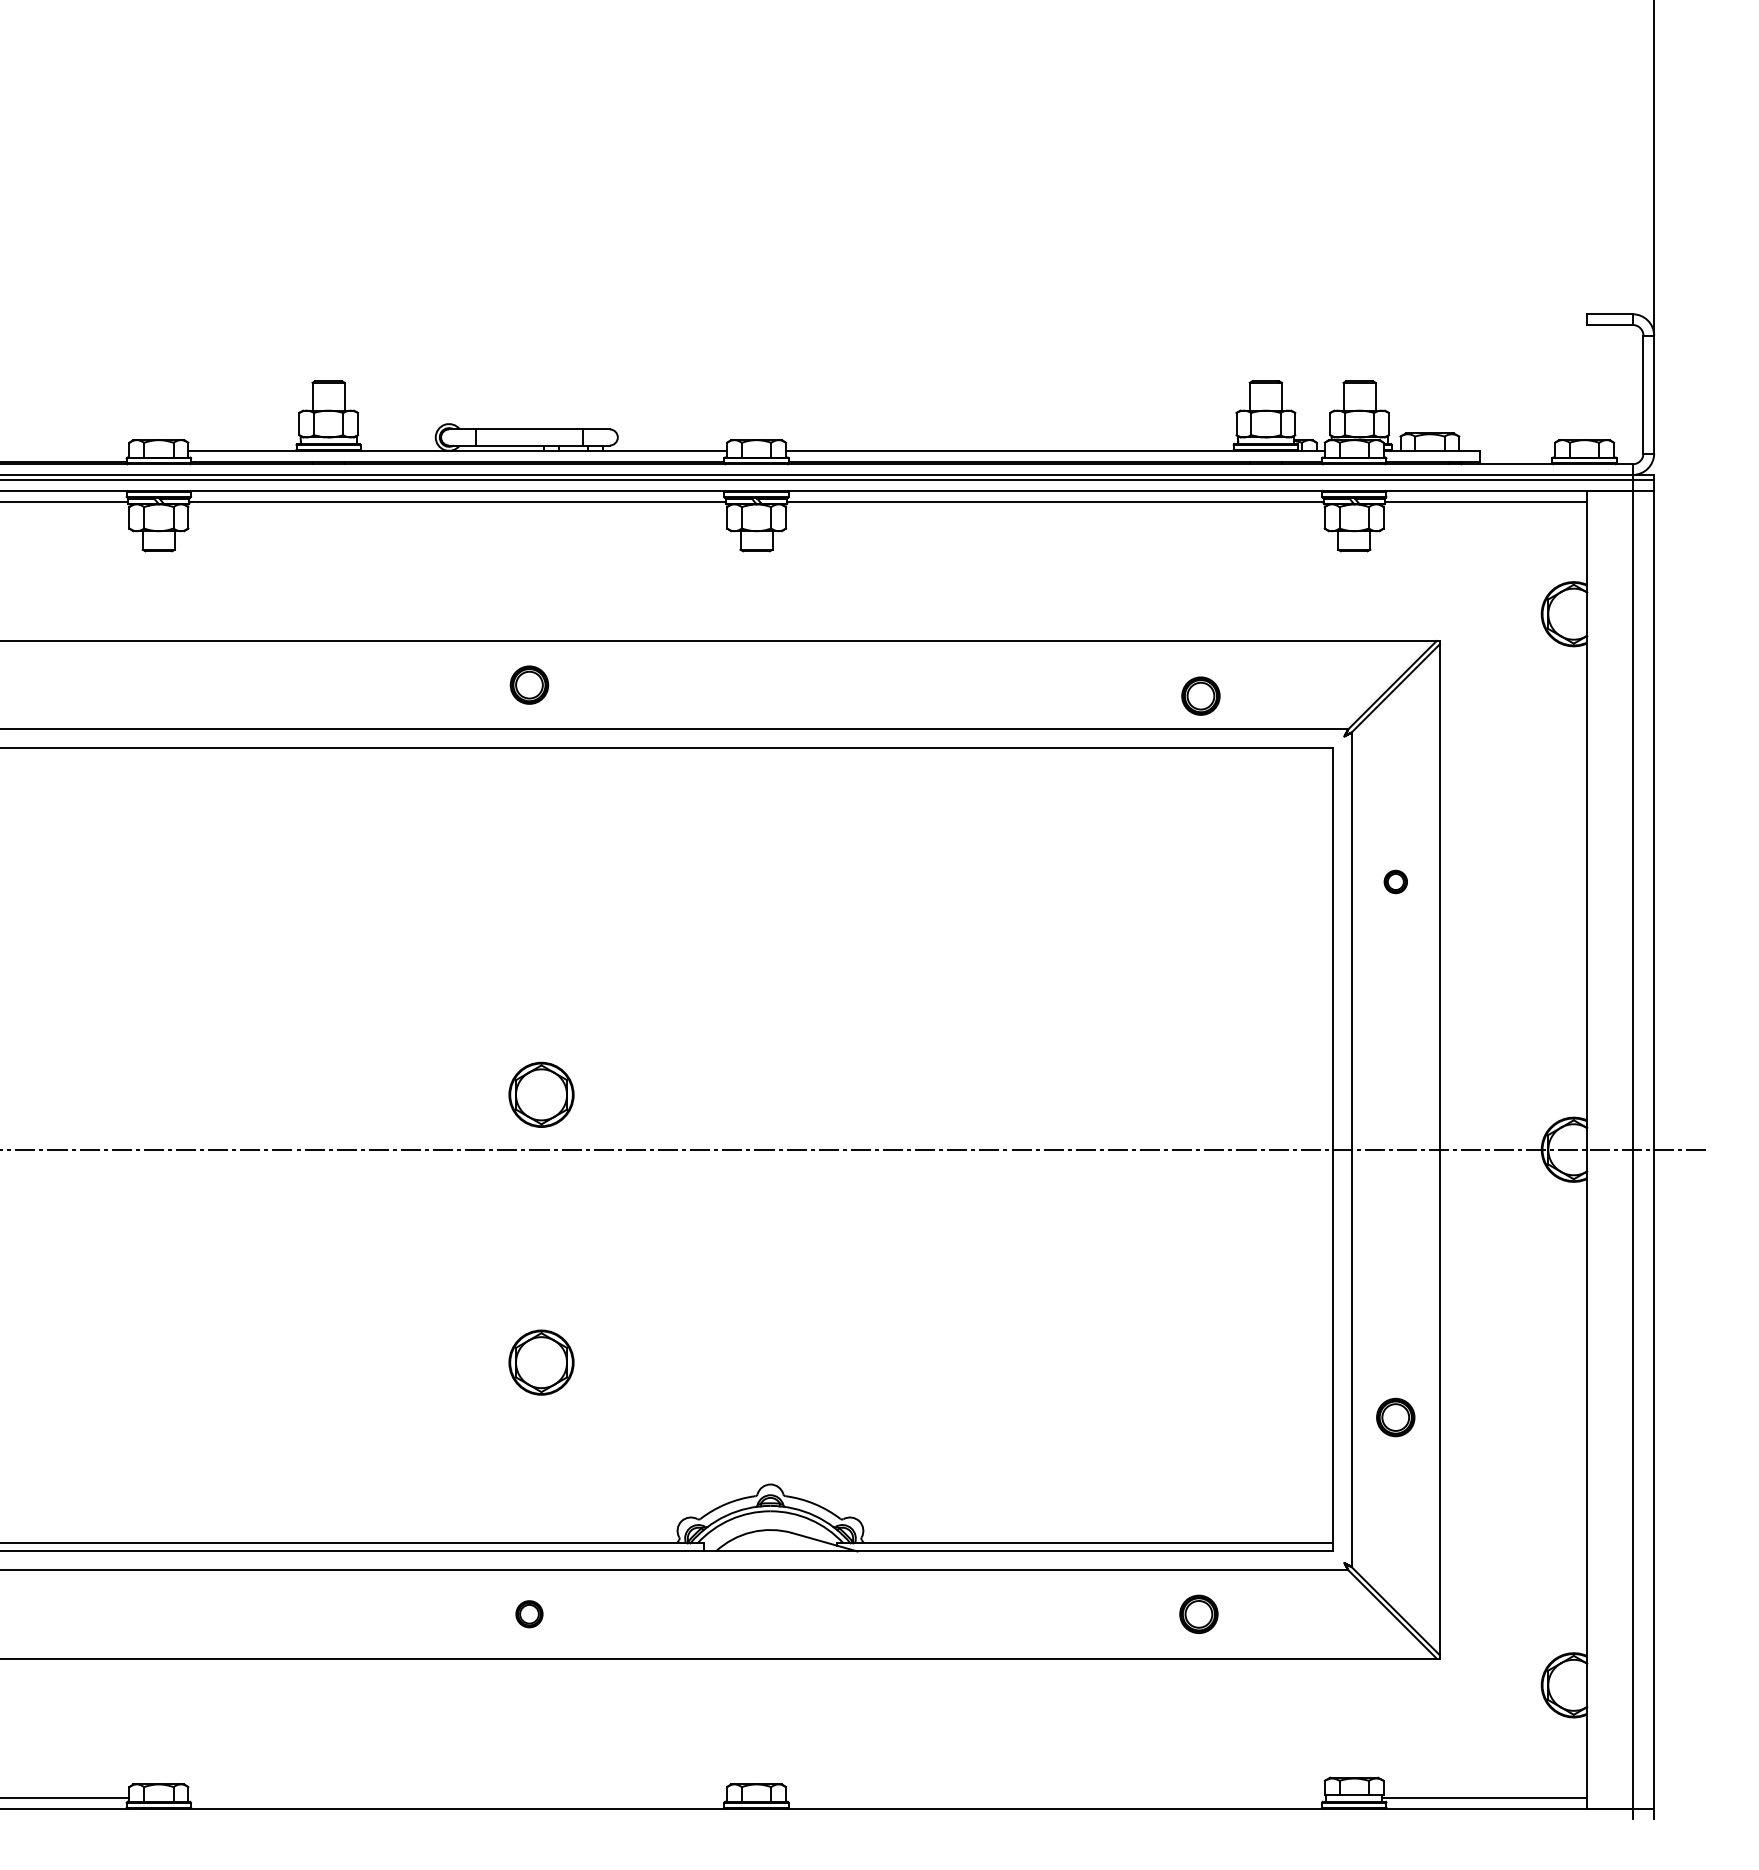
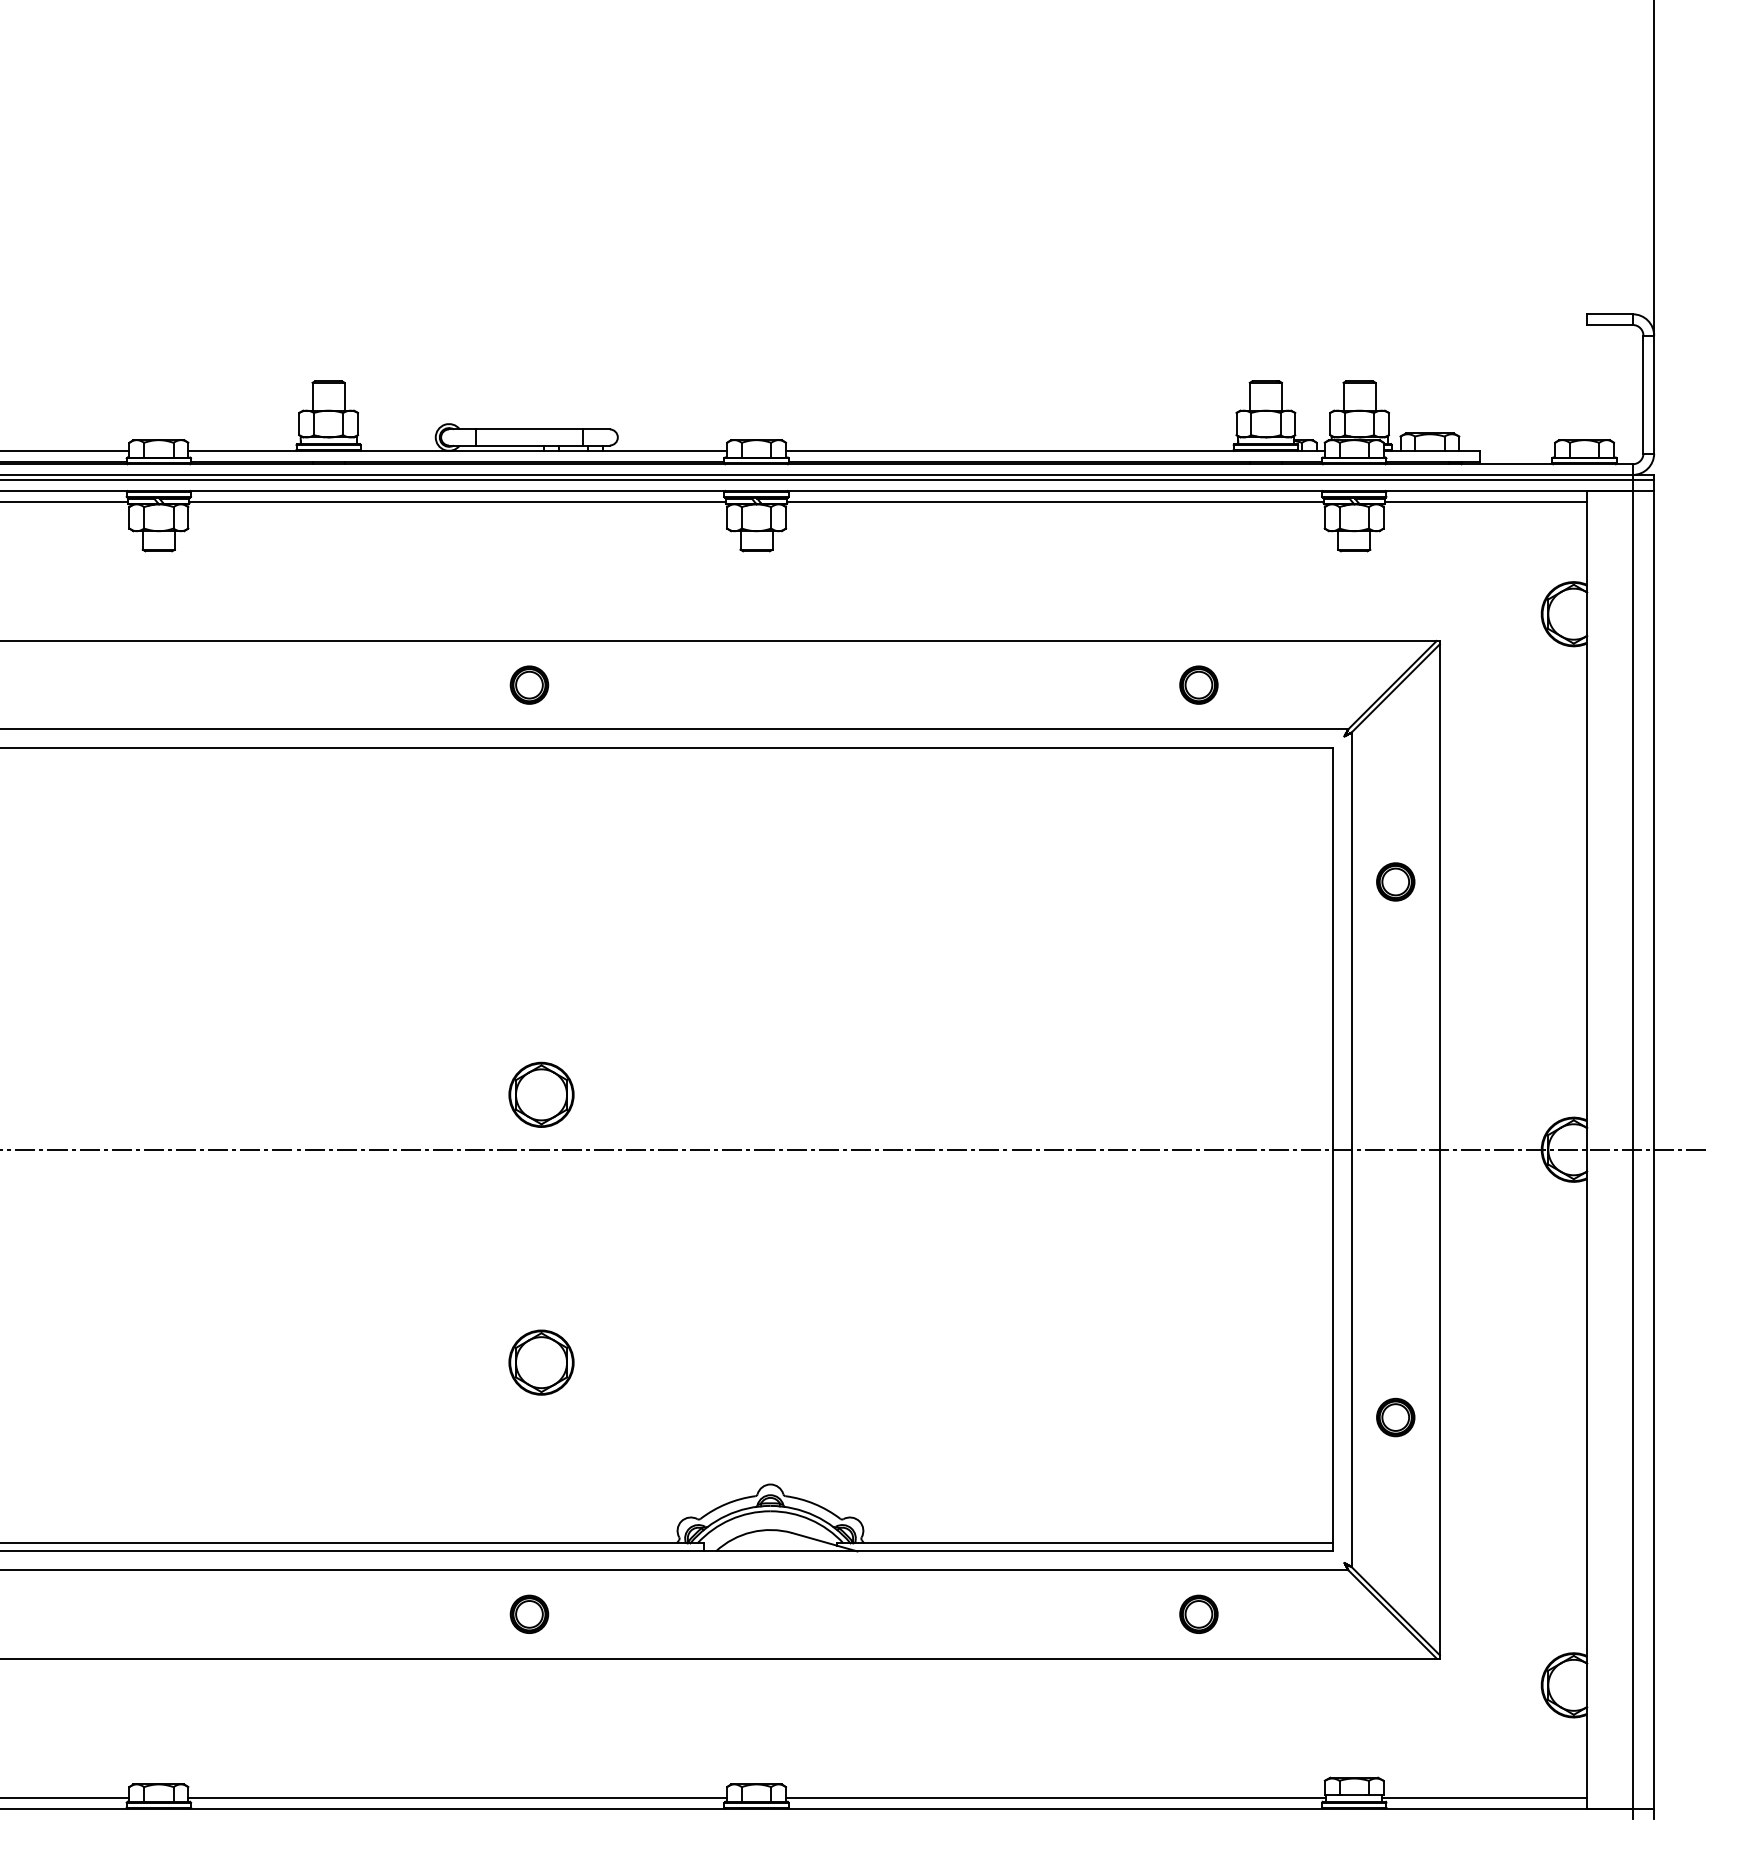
line: none -> present (65, 450)
part position: (1200, 695) -> (1198, 684) (1198, 684)
part size: 25x26 px -> 40x40 px (1395, 881)
part size: 29x29 px -> 41x40 px (529, 1613)
line: none -> present (457, 1797)
line: none -> present (1056, 1797)
